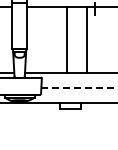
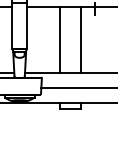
line position: (66, 39) -> (59, 39) (59, 39)
line position: (87, 39) -> (81, 39) (81, 39)
line: dashed -> solid (79, 87)
